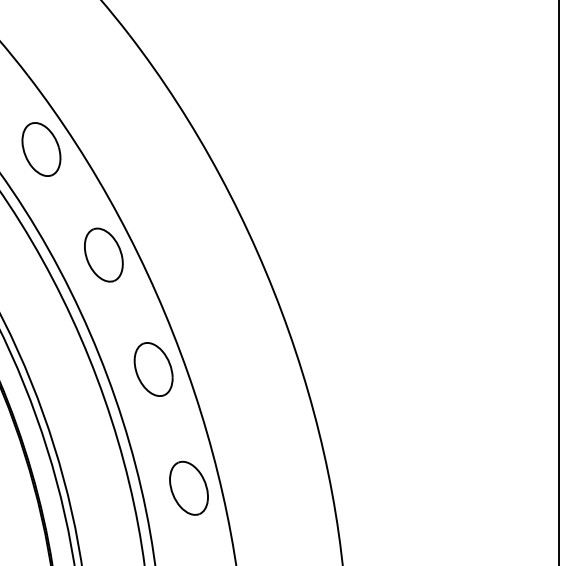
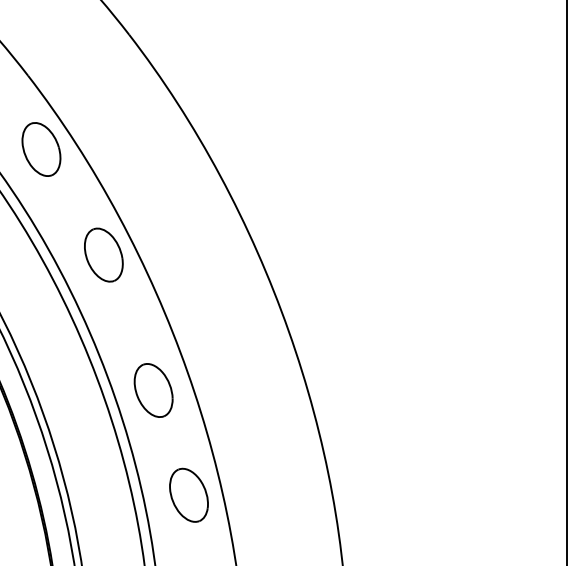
line position: (558, 282) -> (566, 282) (566, 282)
part position: (153, 369) -> (153, 390) (153, 390)
part position: (188, 487) -> (188, 494) (188, 494)
